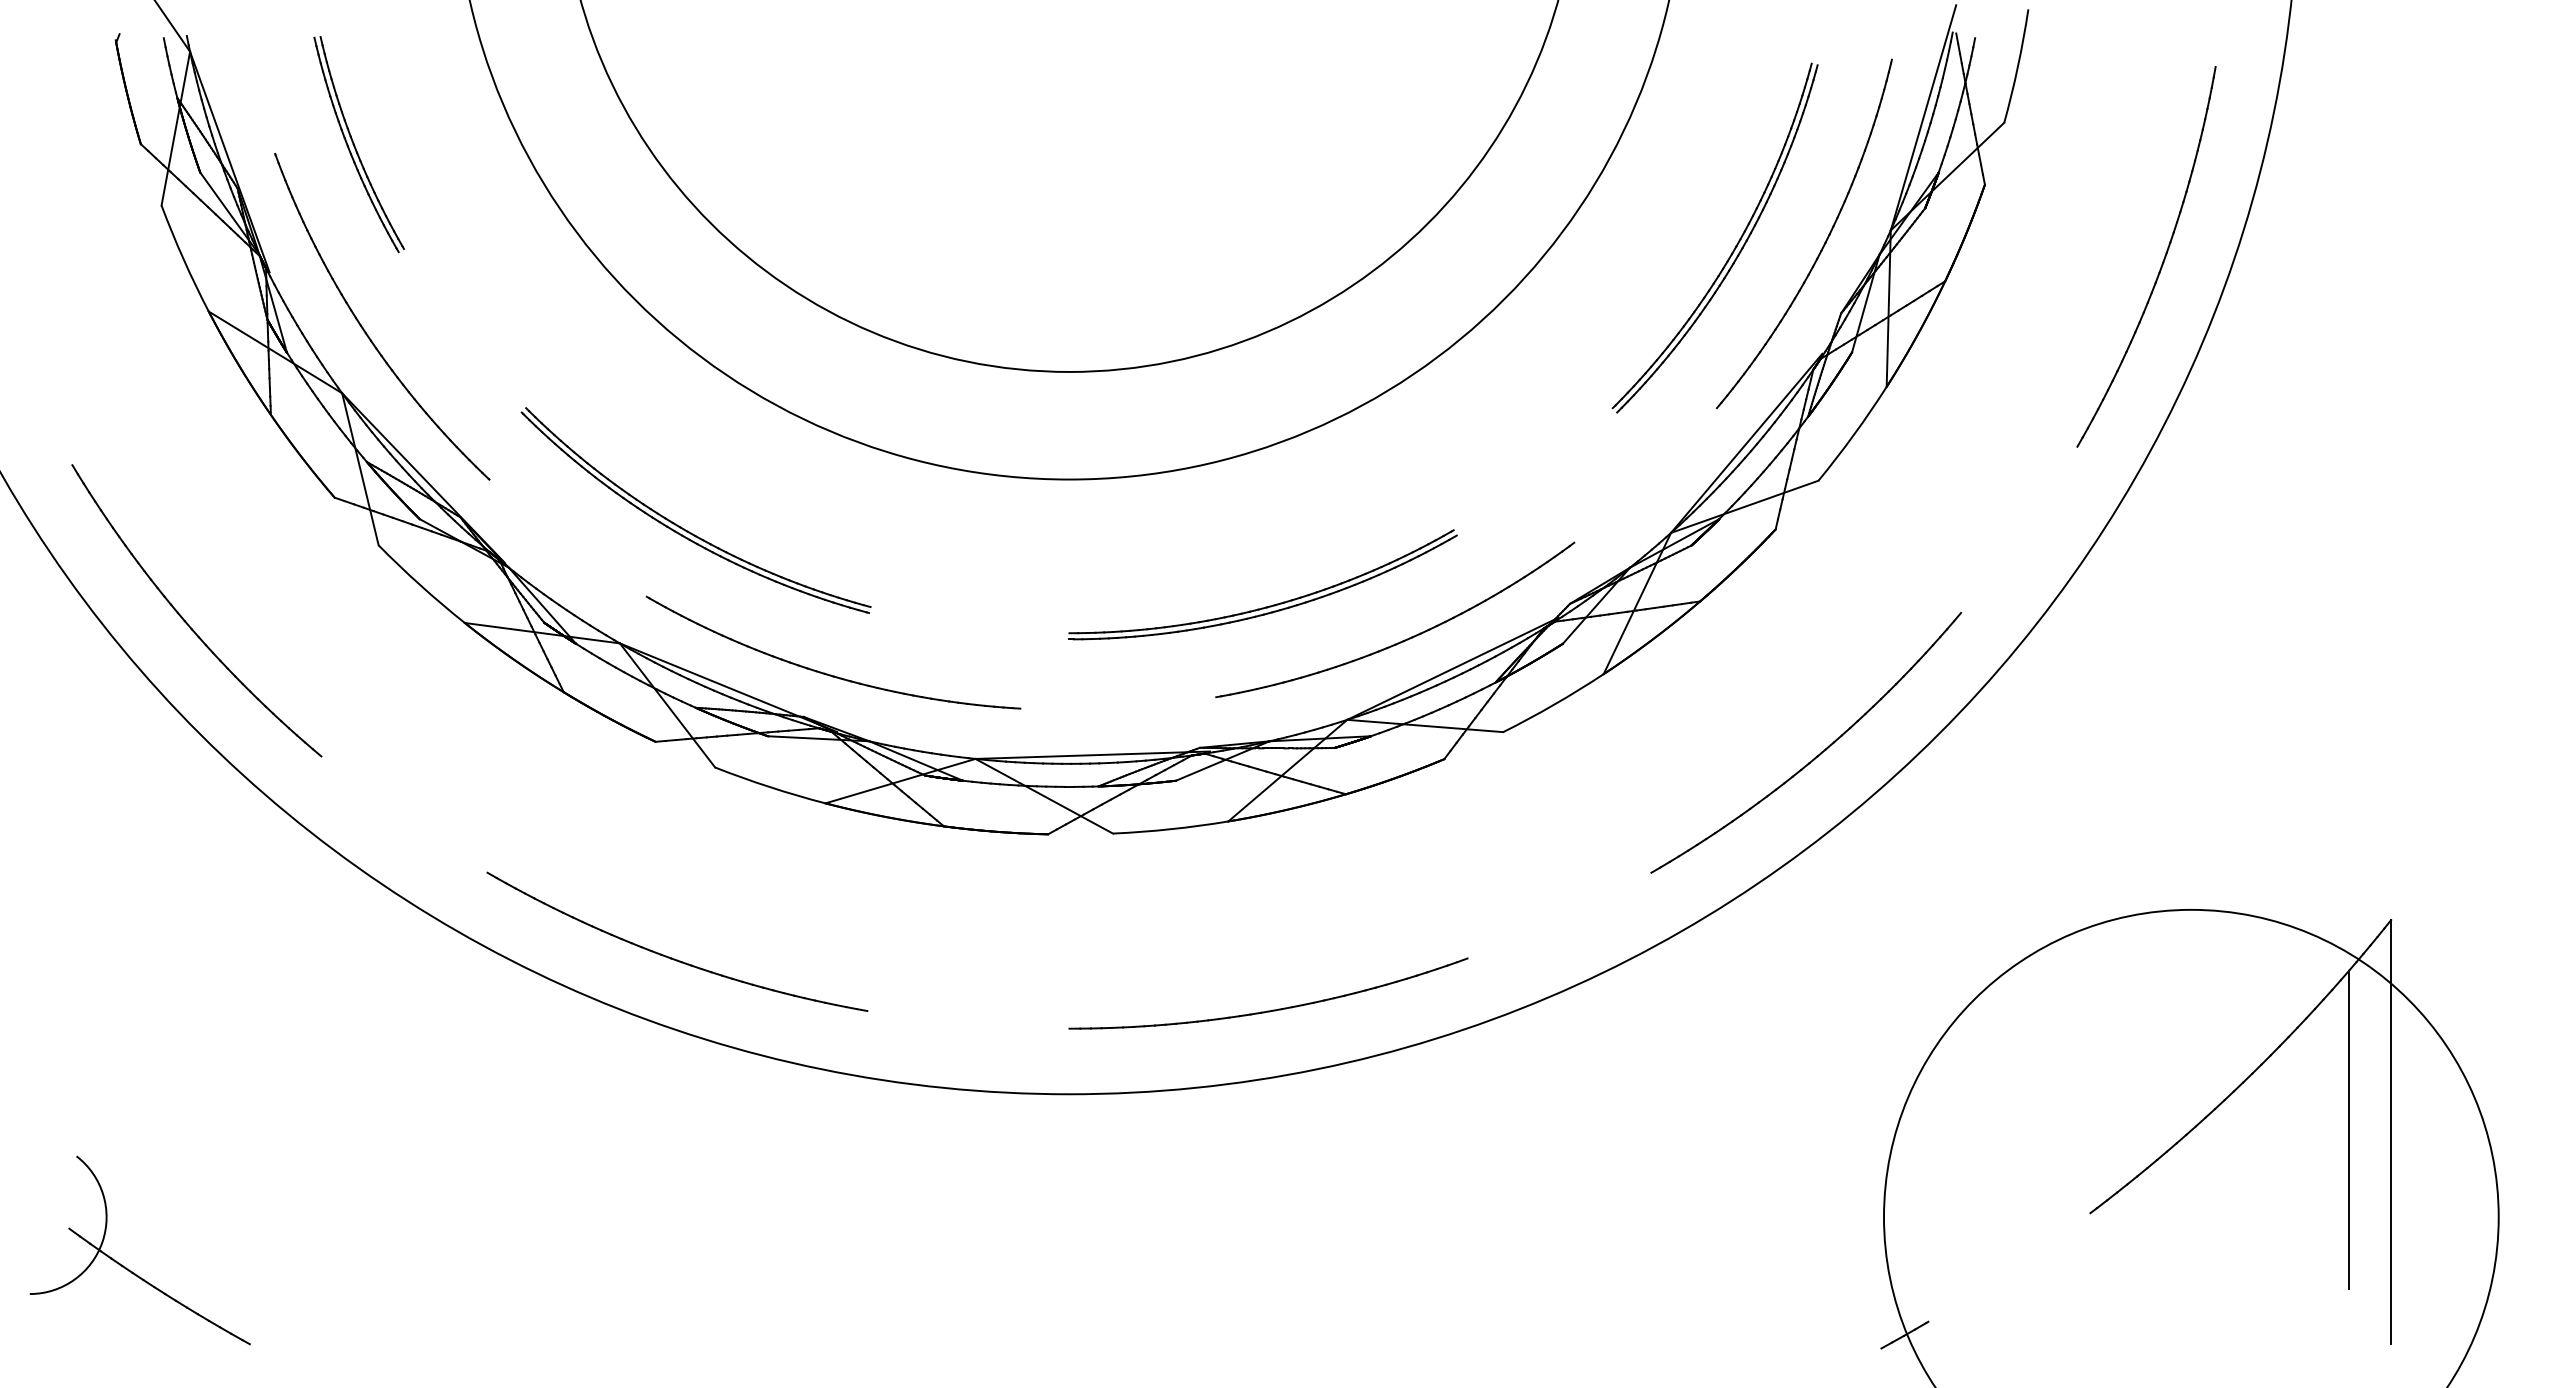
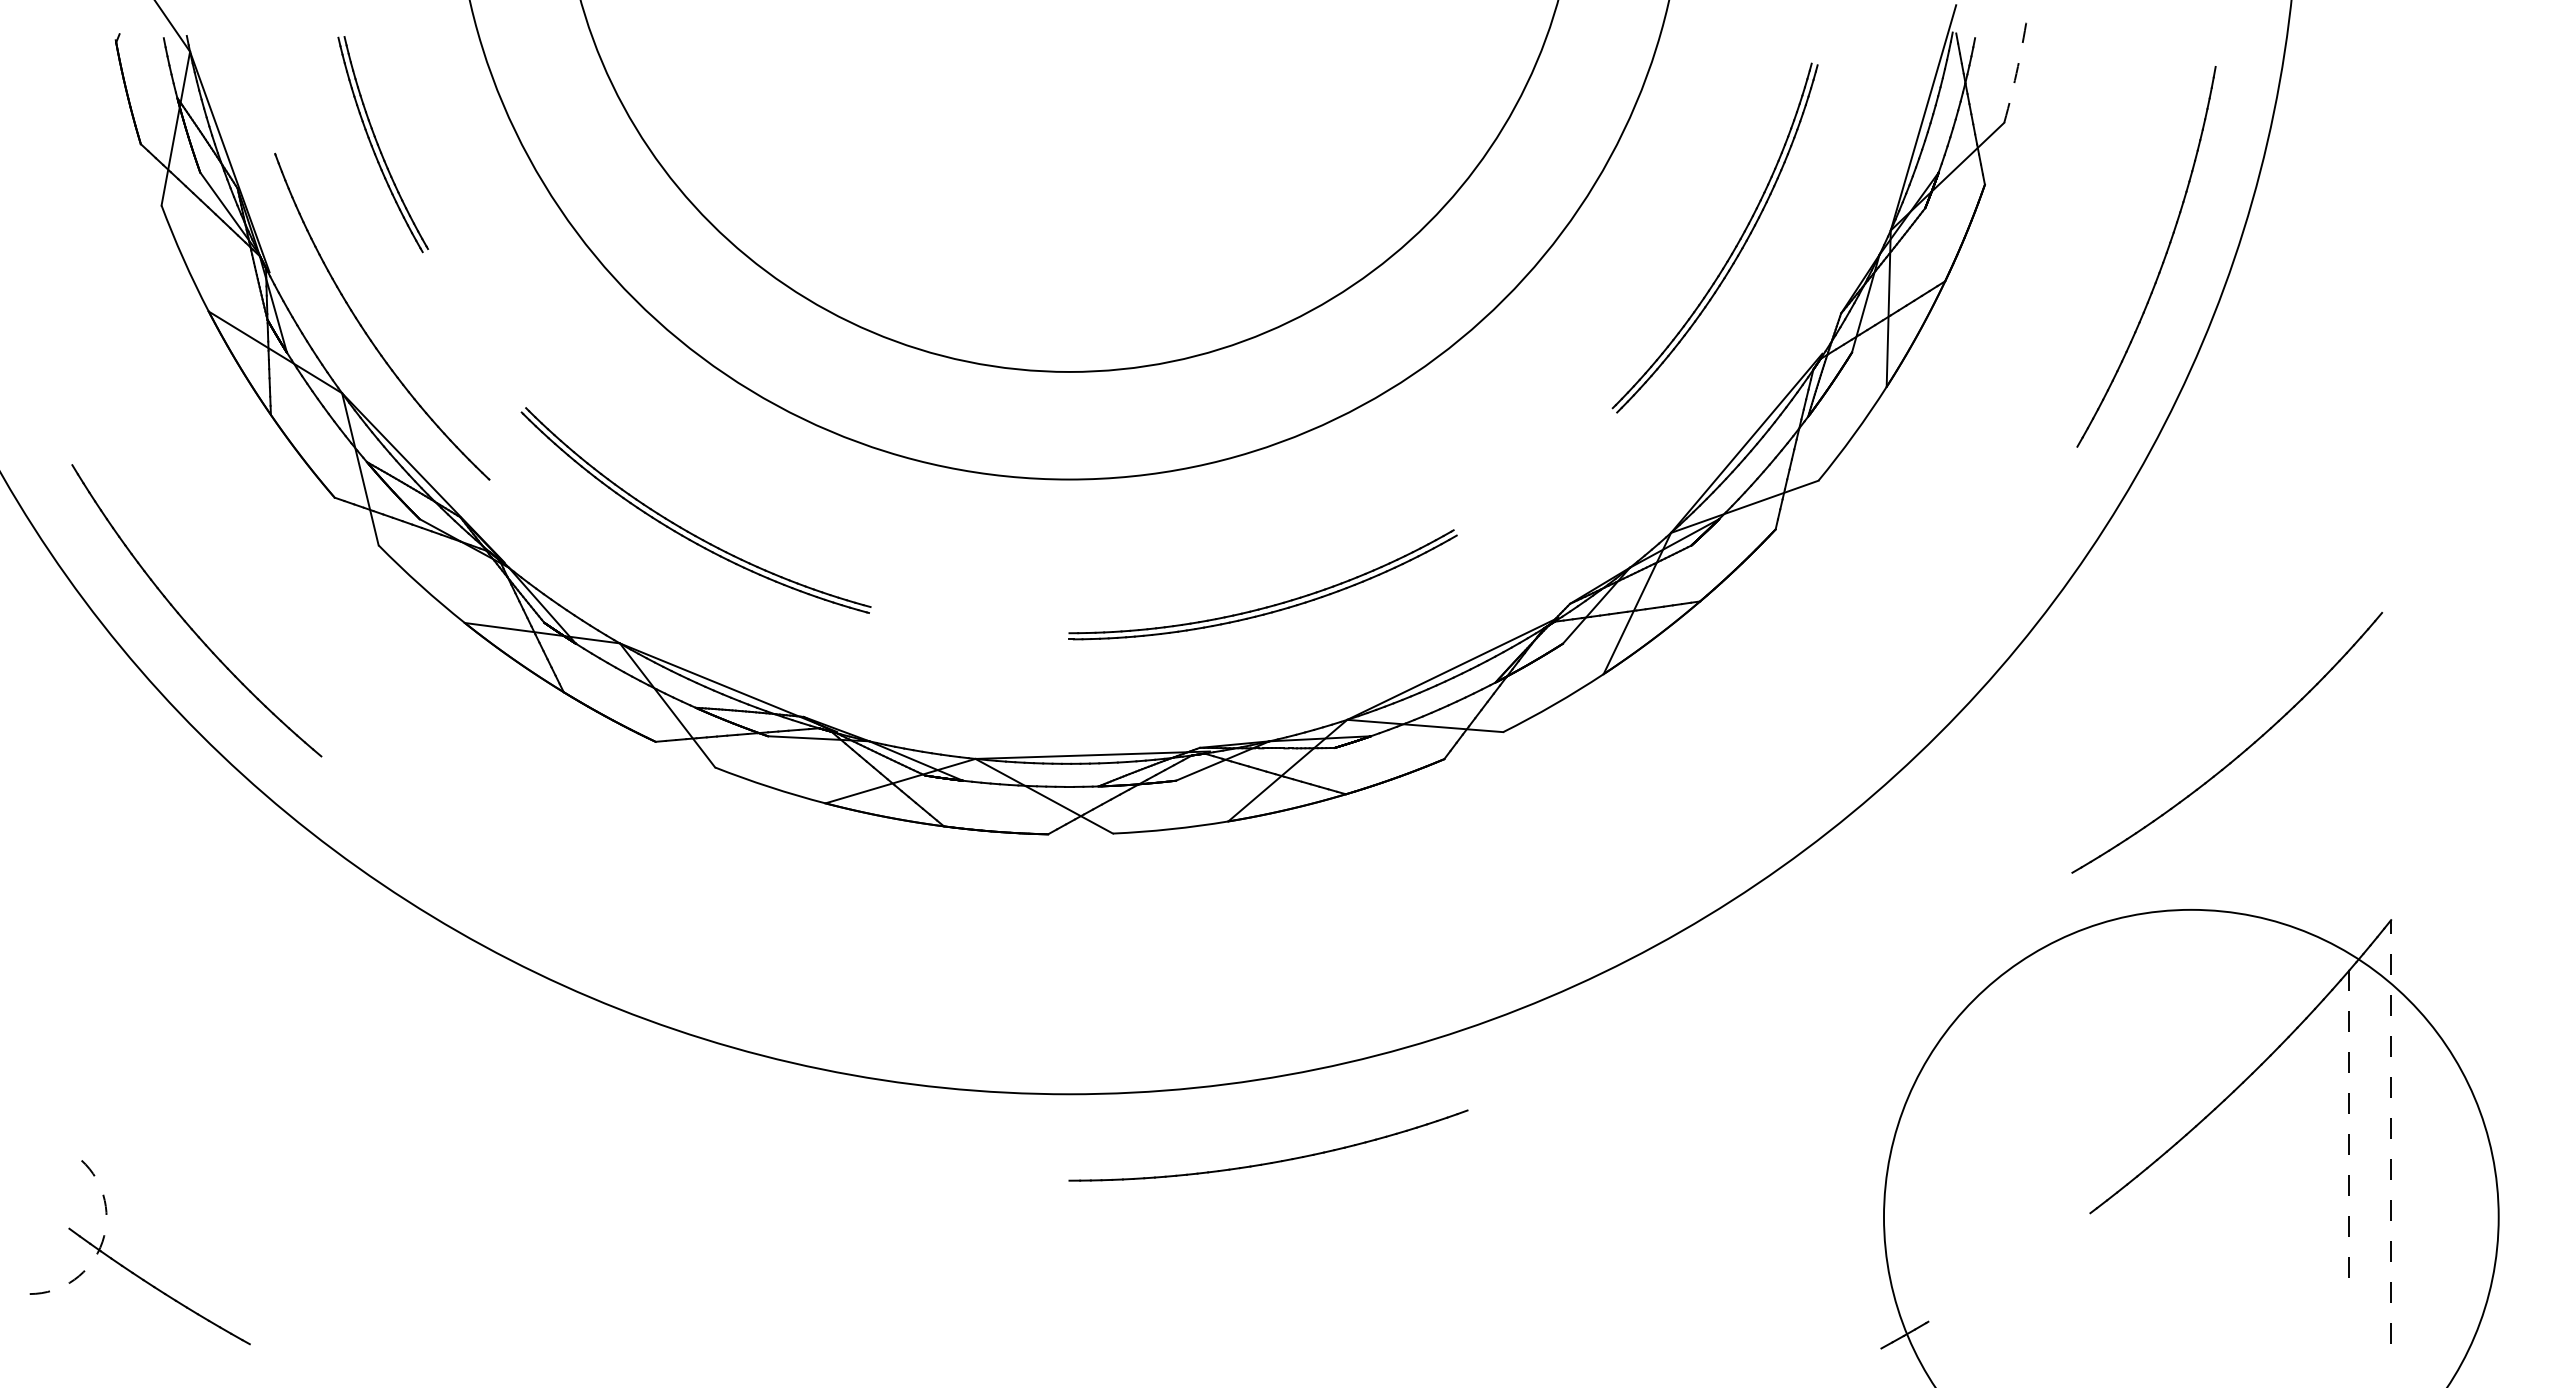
arc: solid -> dashed (2018, 66)
part position: (358, 144) -> (382, 144) (382, 144)
part: present -> none (1823, 244)
part: present -> none (1404, 639)
part: present -> none (827, 673)
part position: (1816, 755) -> (2237, 755) (2237, 755)
part: present -> none (672, 957)
part position: (1272, 1009) -> (1272, 1161) (1272, 1161)
line: solid -> dashed (2349, 1130)
line: solid -> dashed (2391, 1131)
arc: solid -> dashed (102, 1241)
